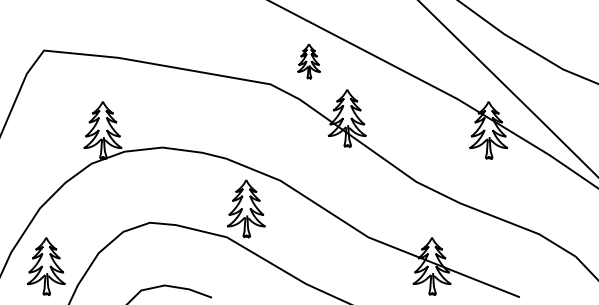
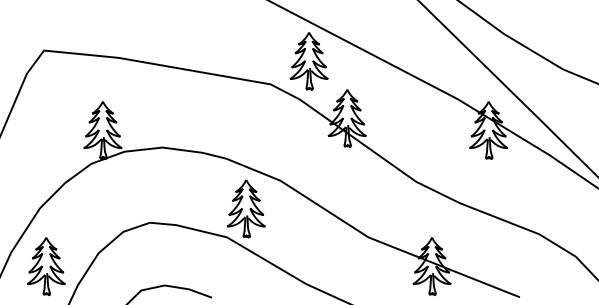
part size: 24x37 px -> 40x59 px (308, 61)
